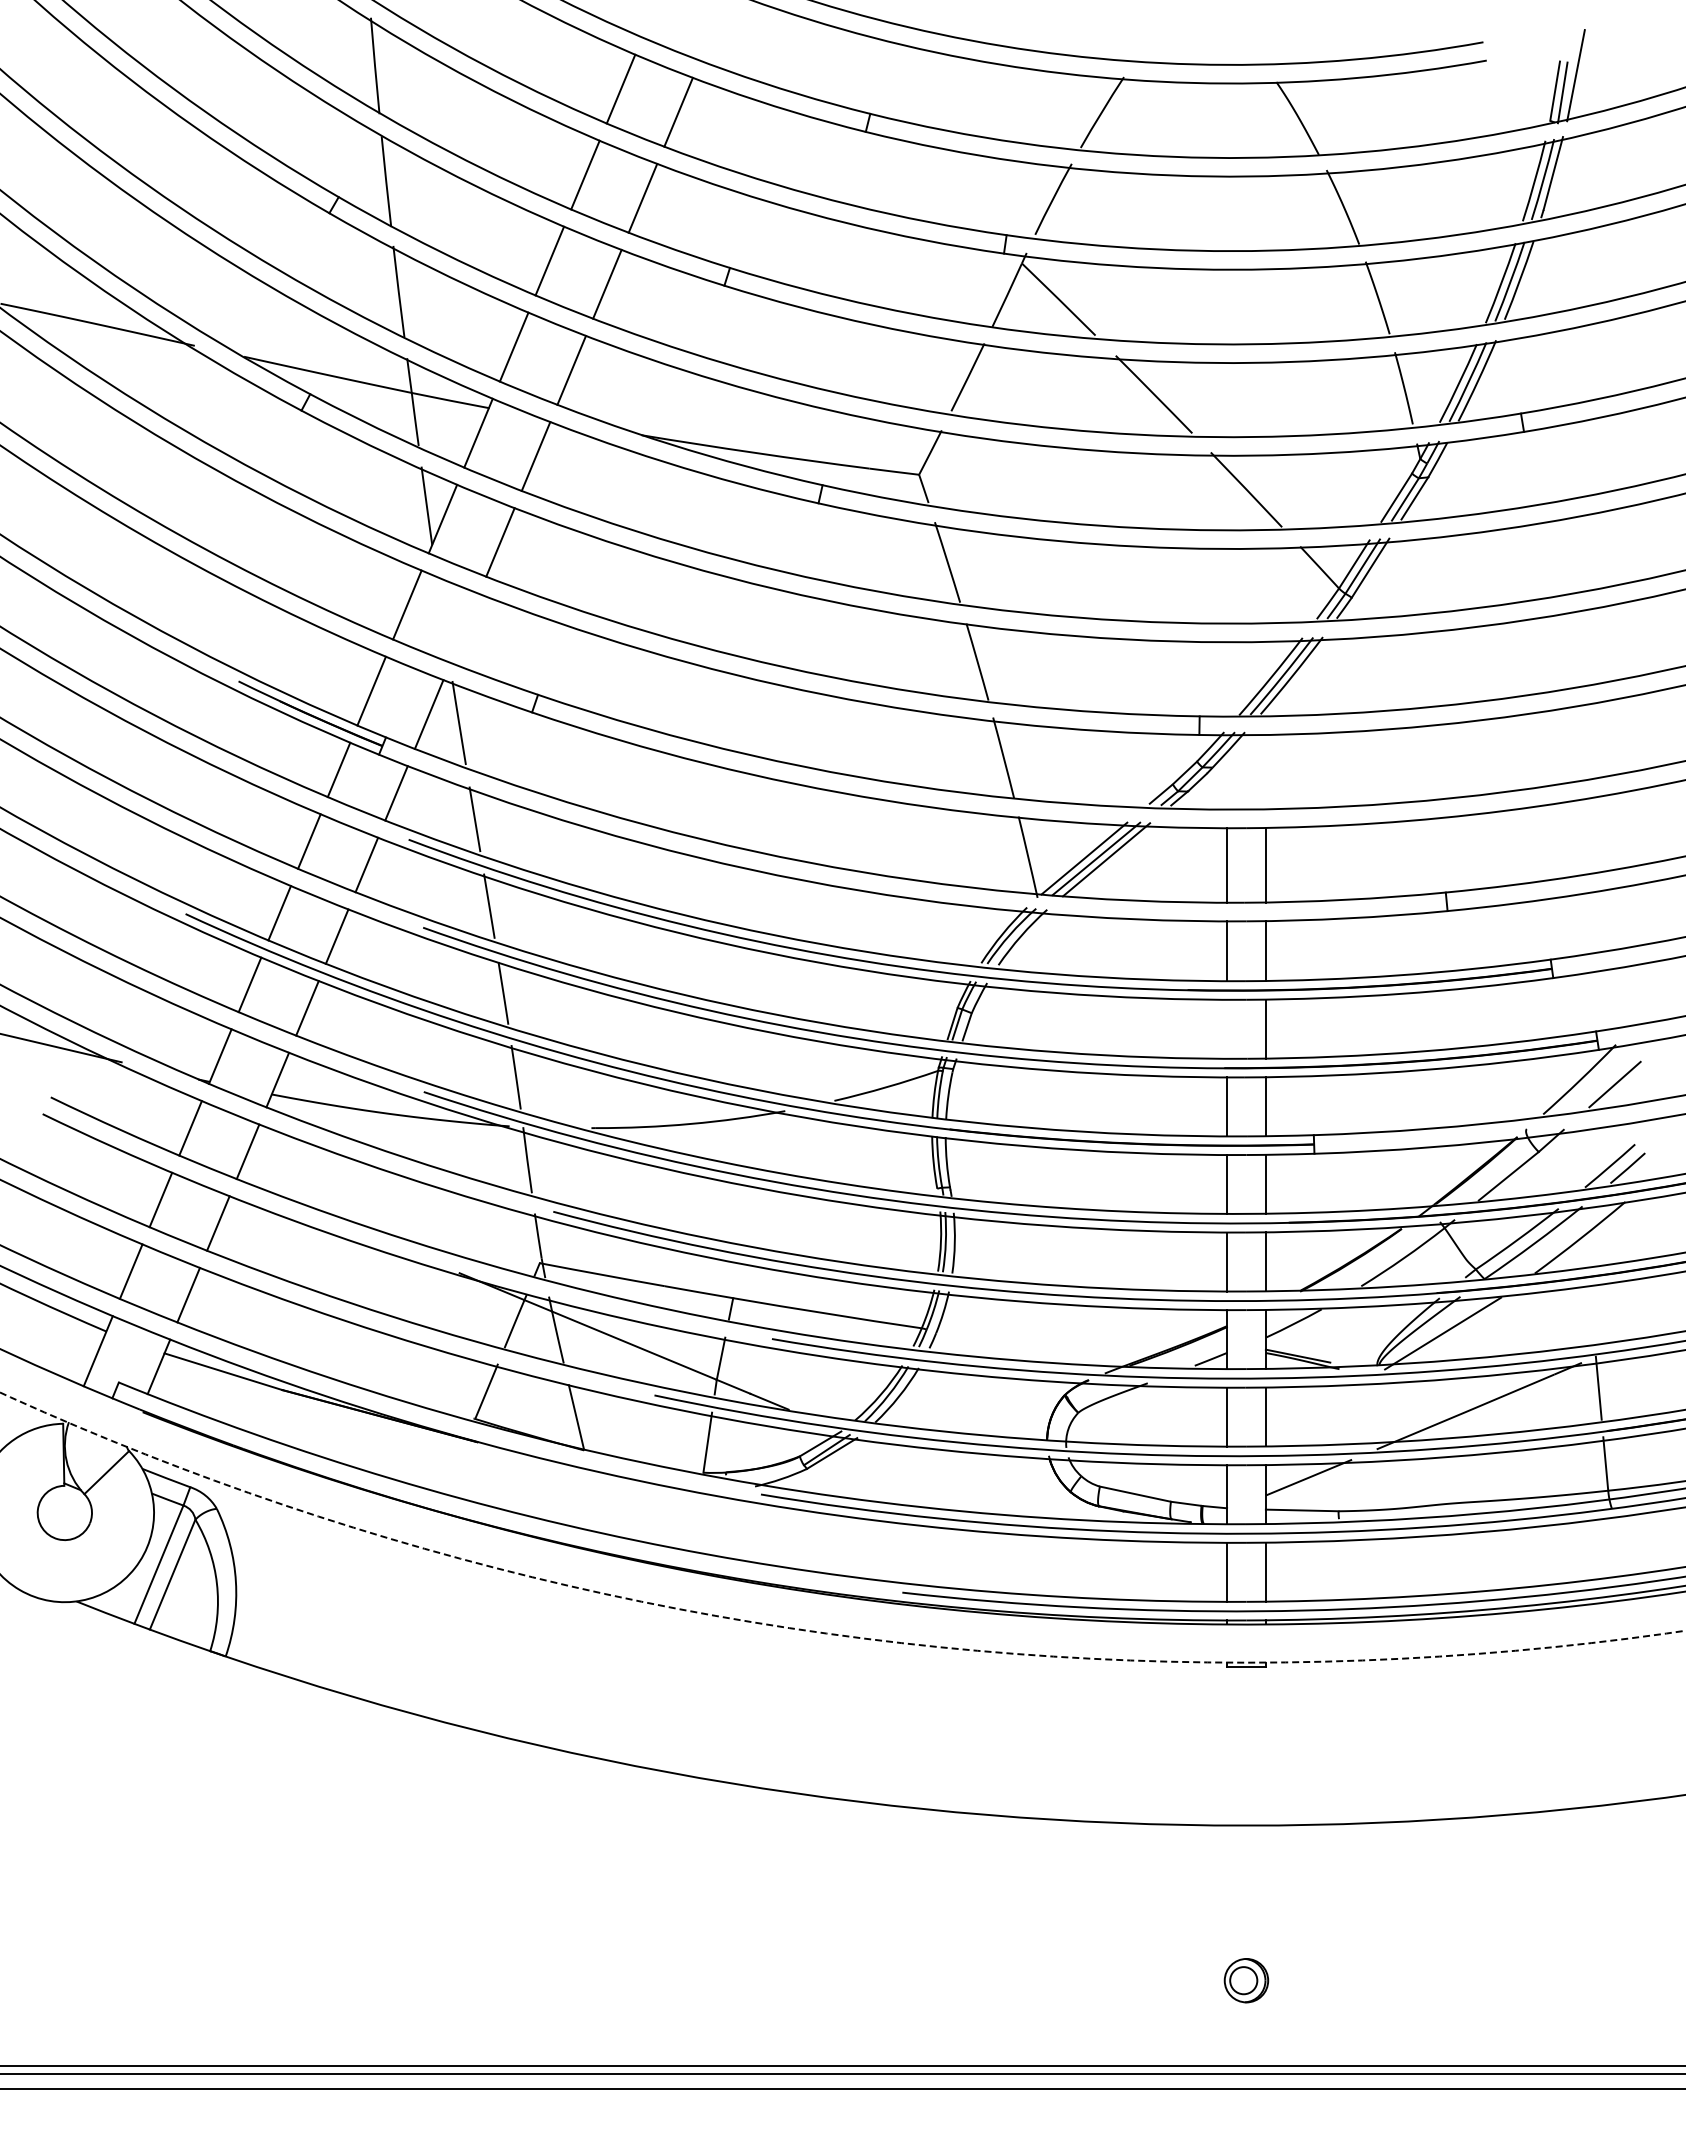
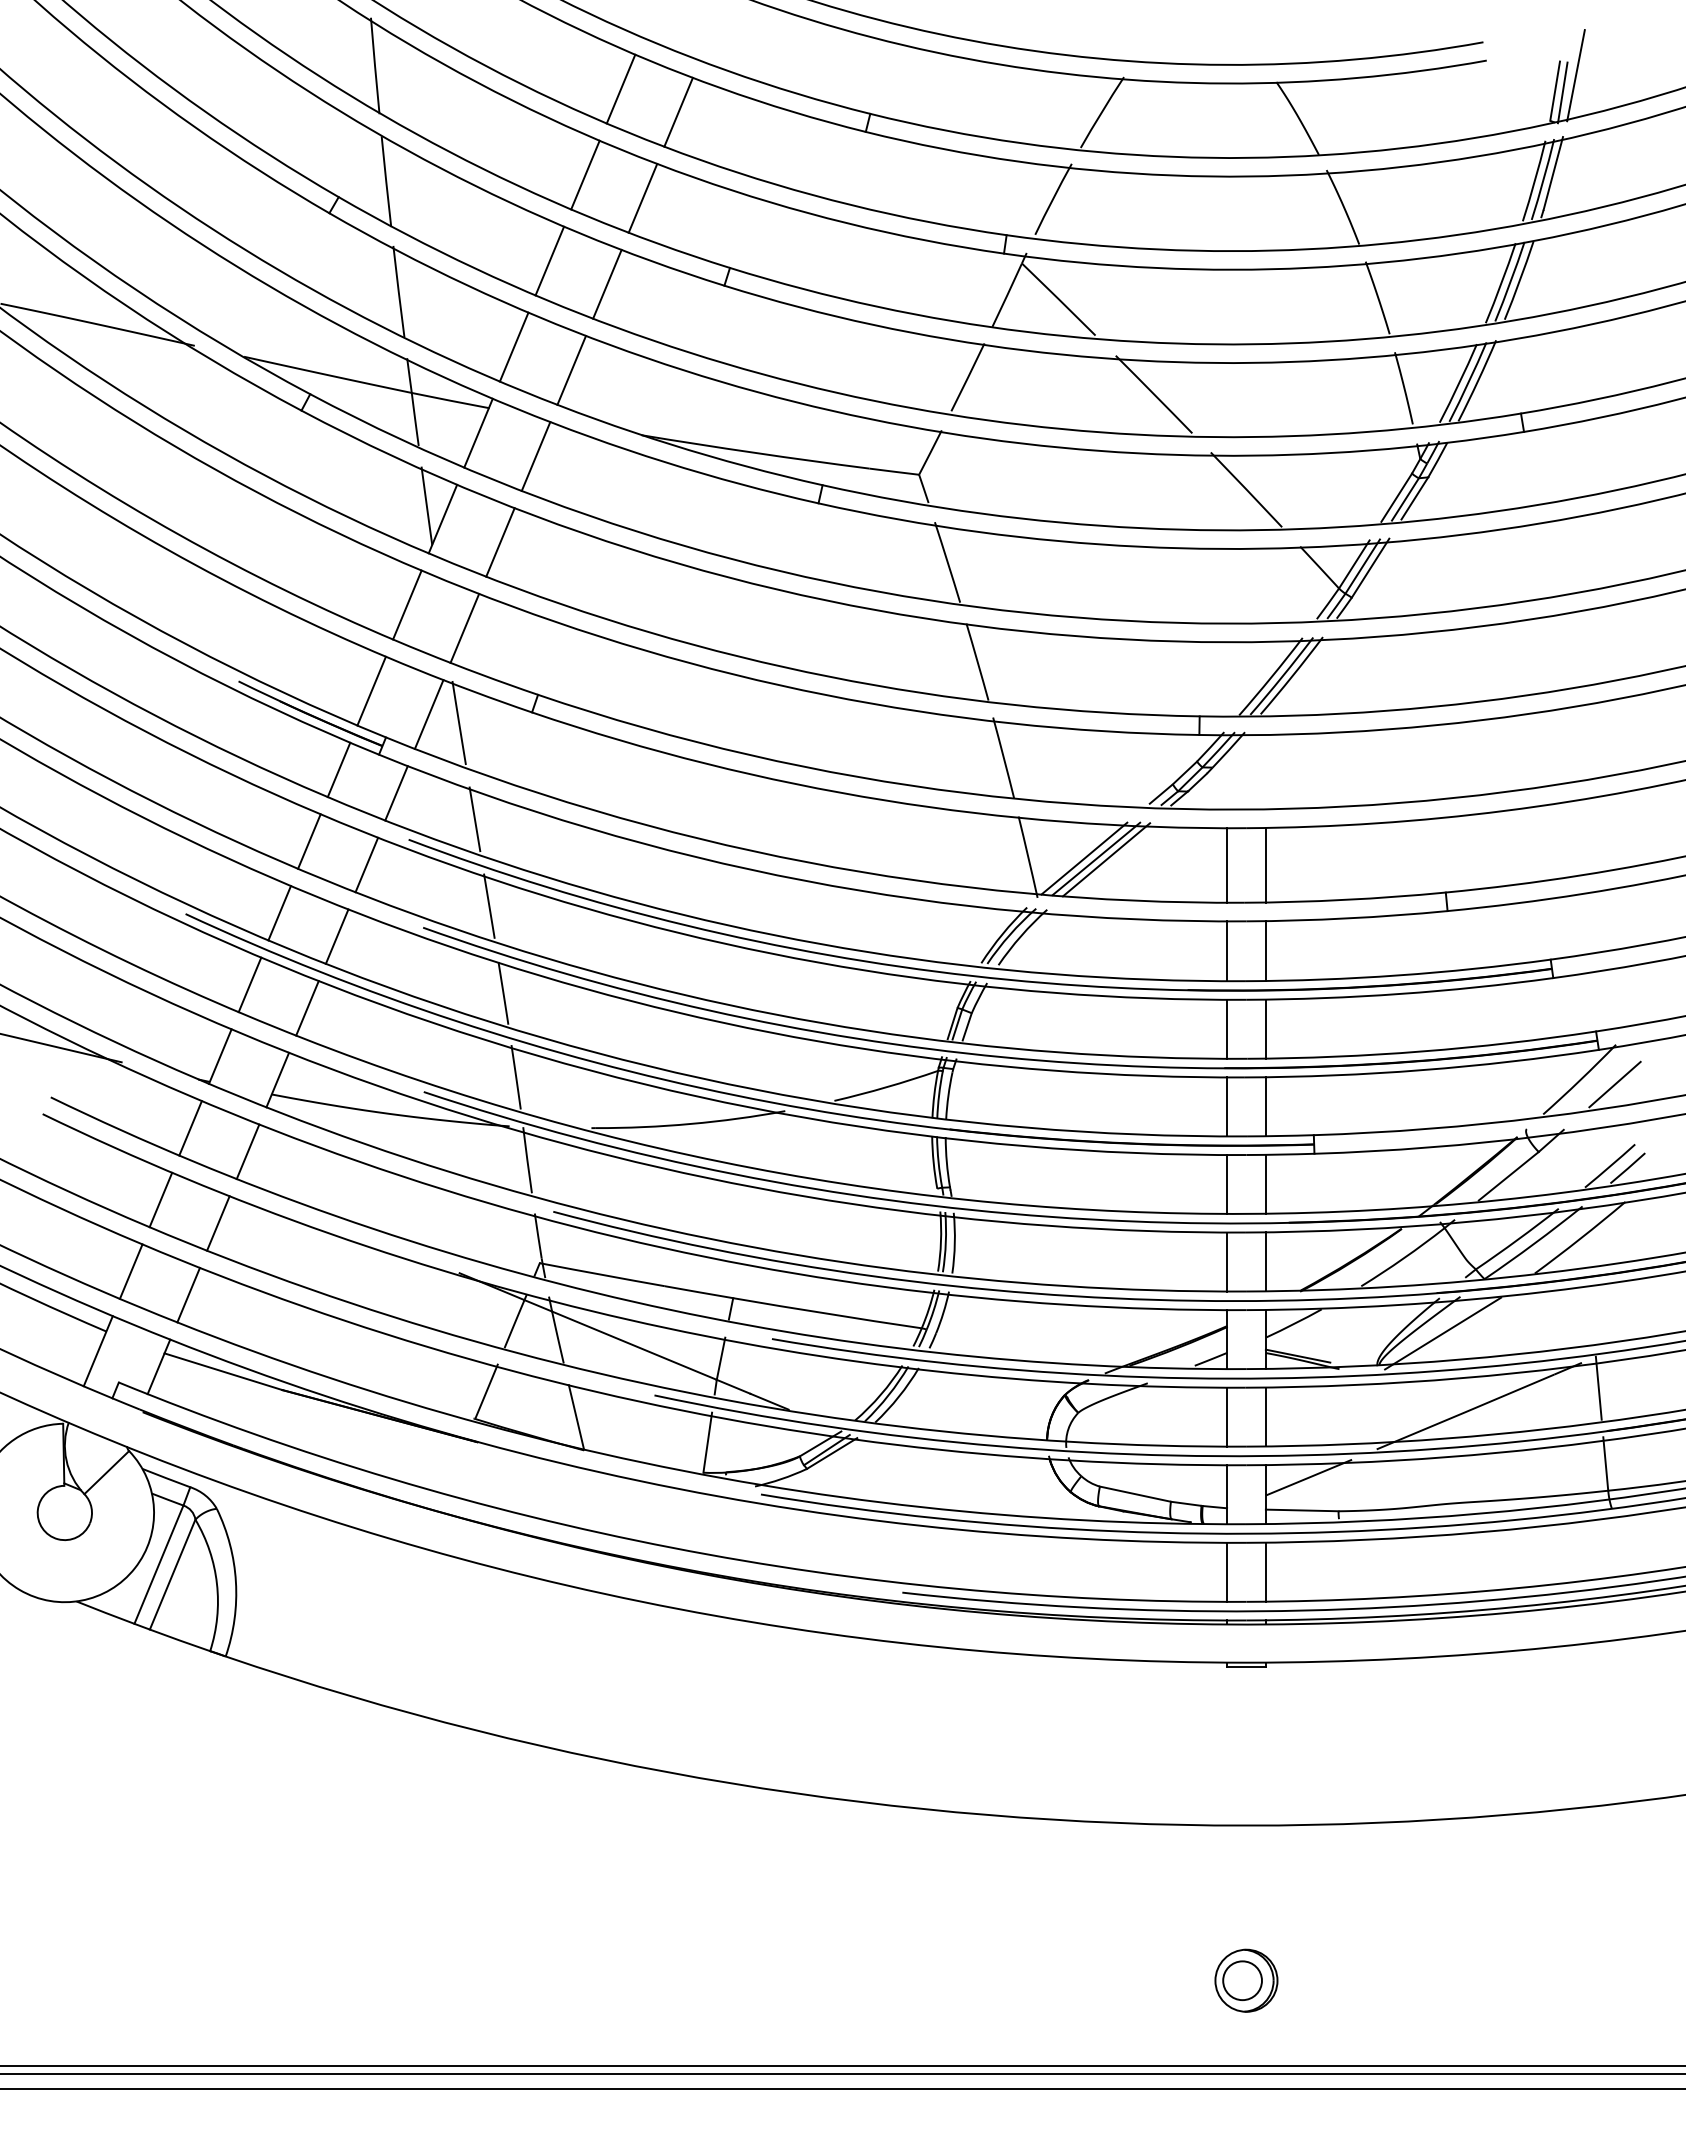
line: none -> present (464, 627)
line: none -> present (1227, 1028)
circle: dashed -> solid (842, 1527)
part size: 47x46 px -> 65x65 px (1246, 1980)
